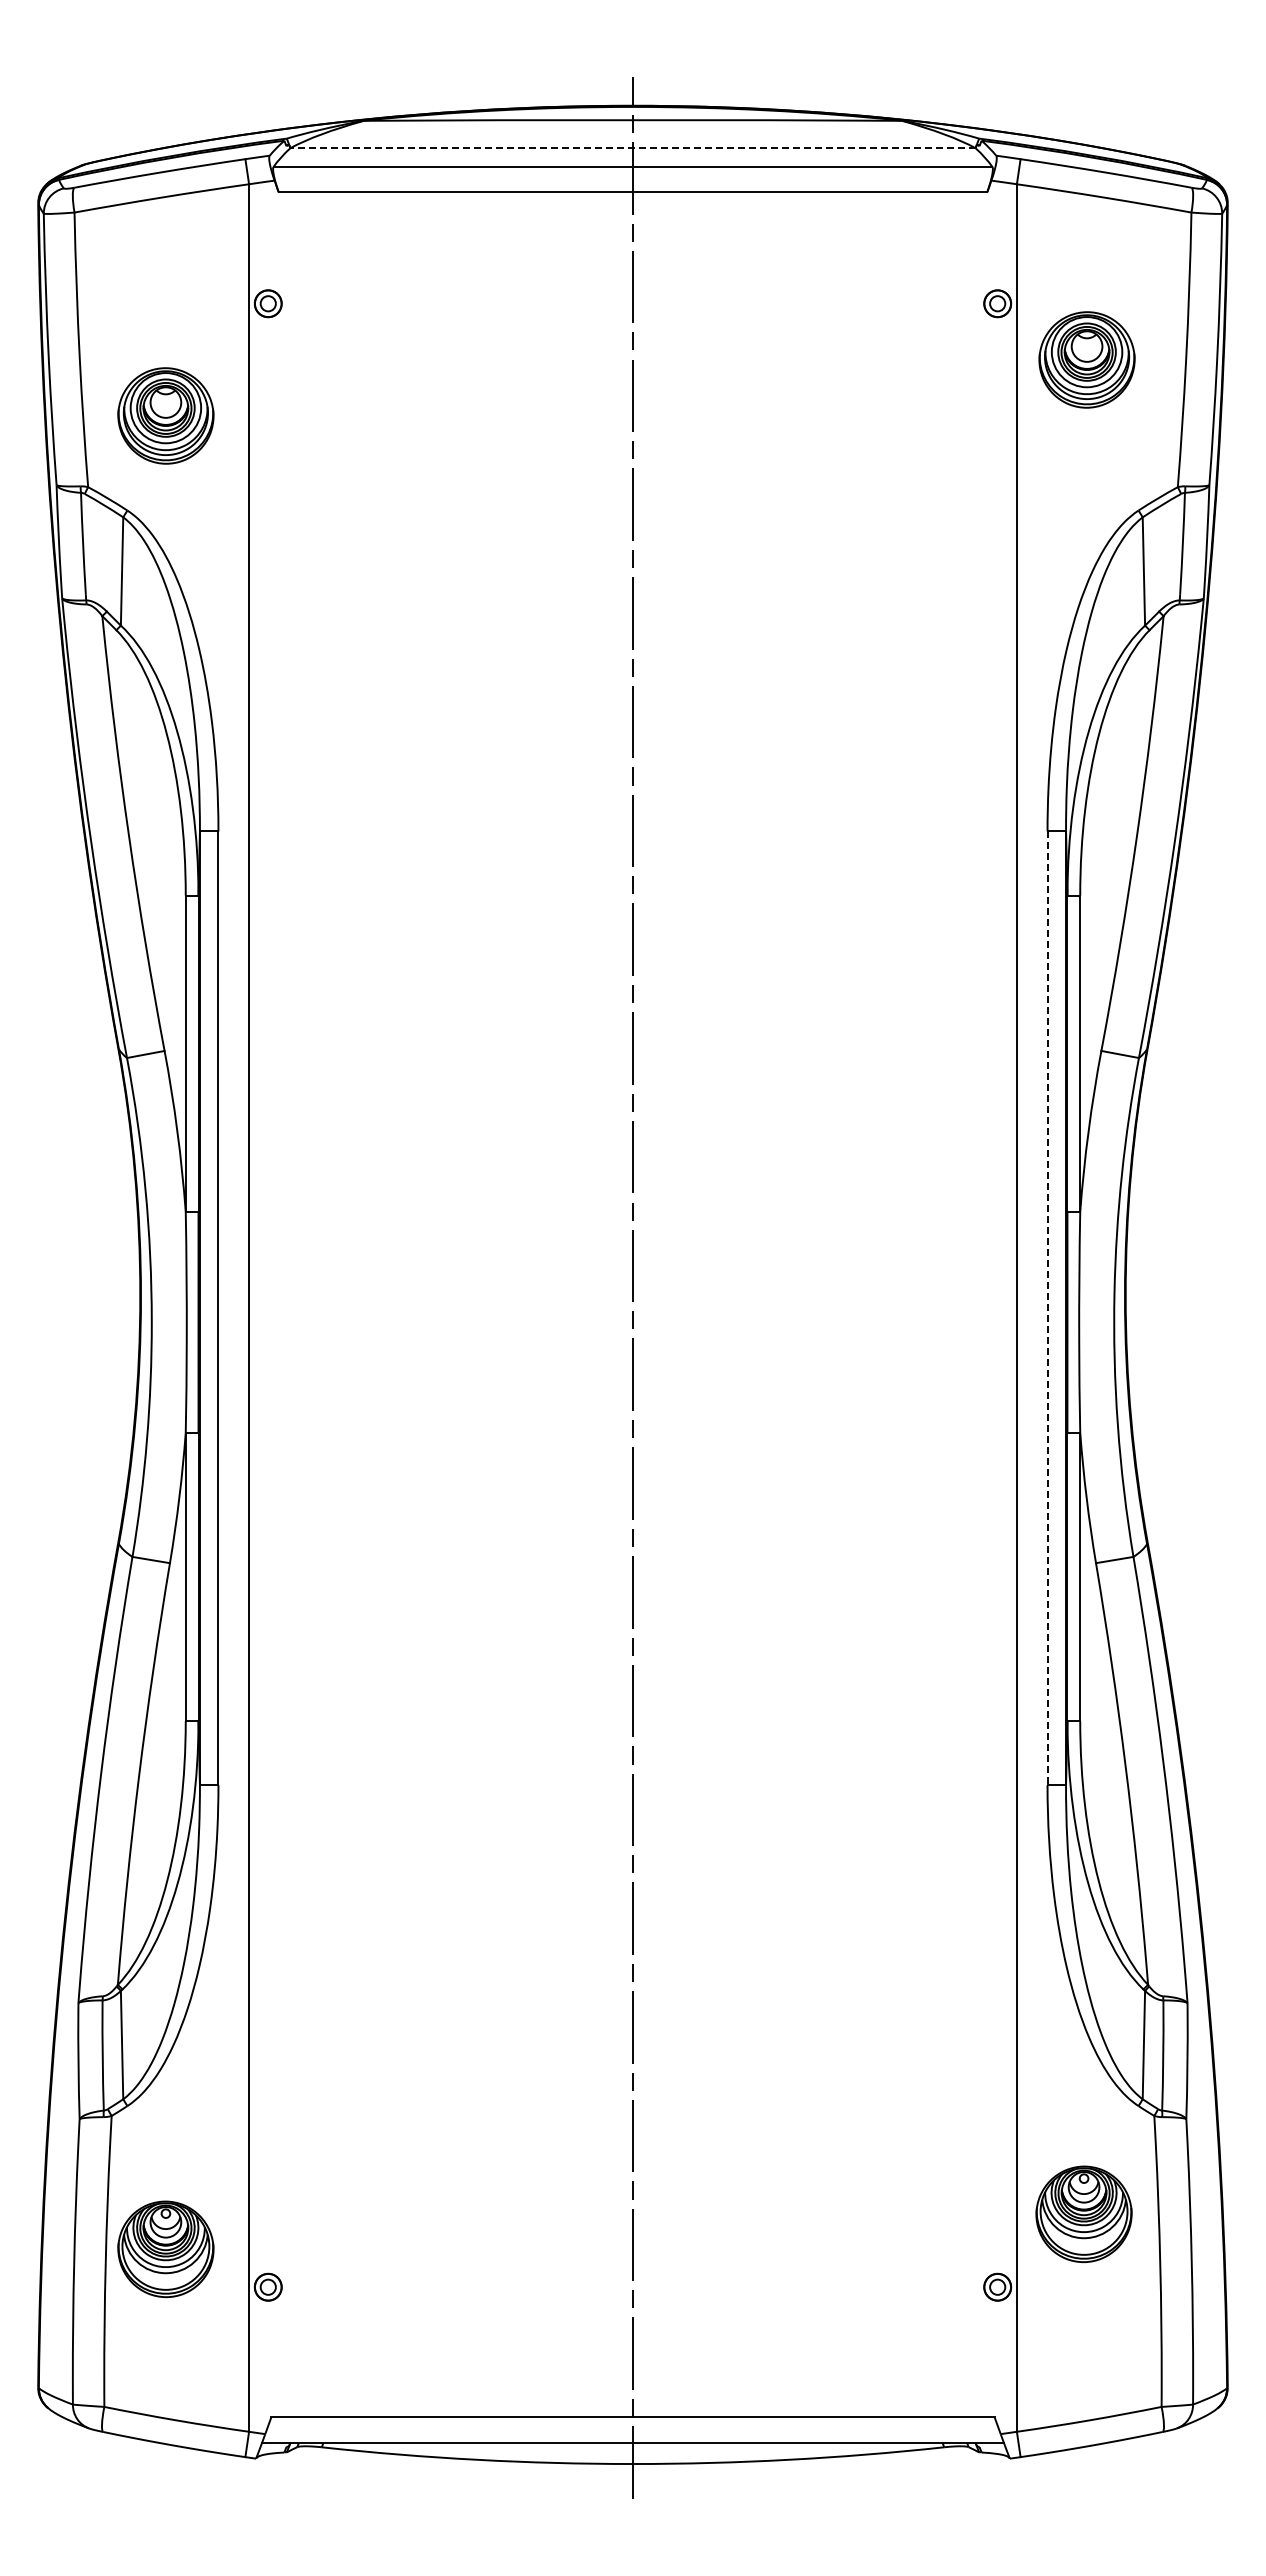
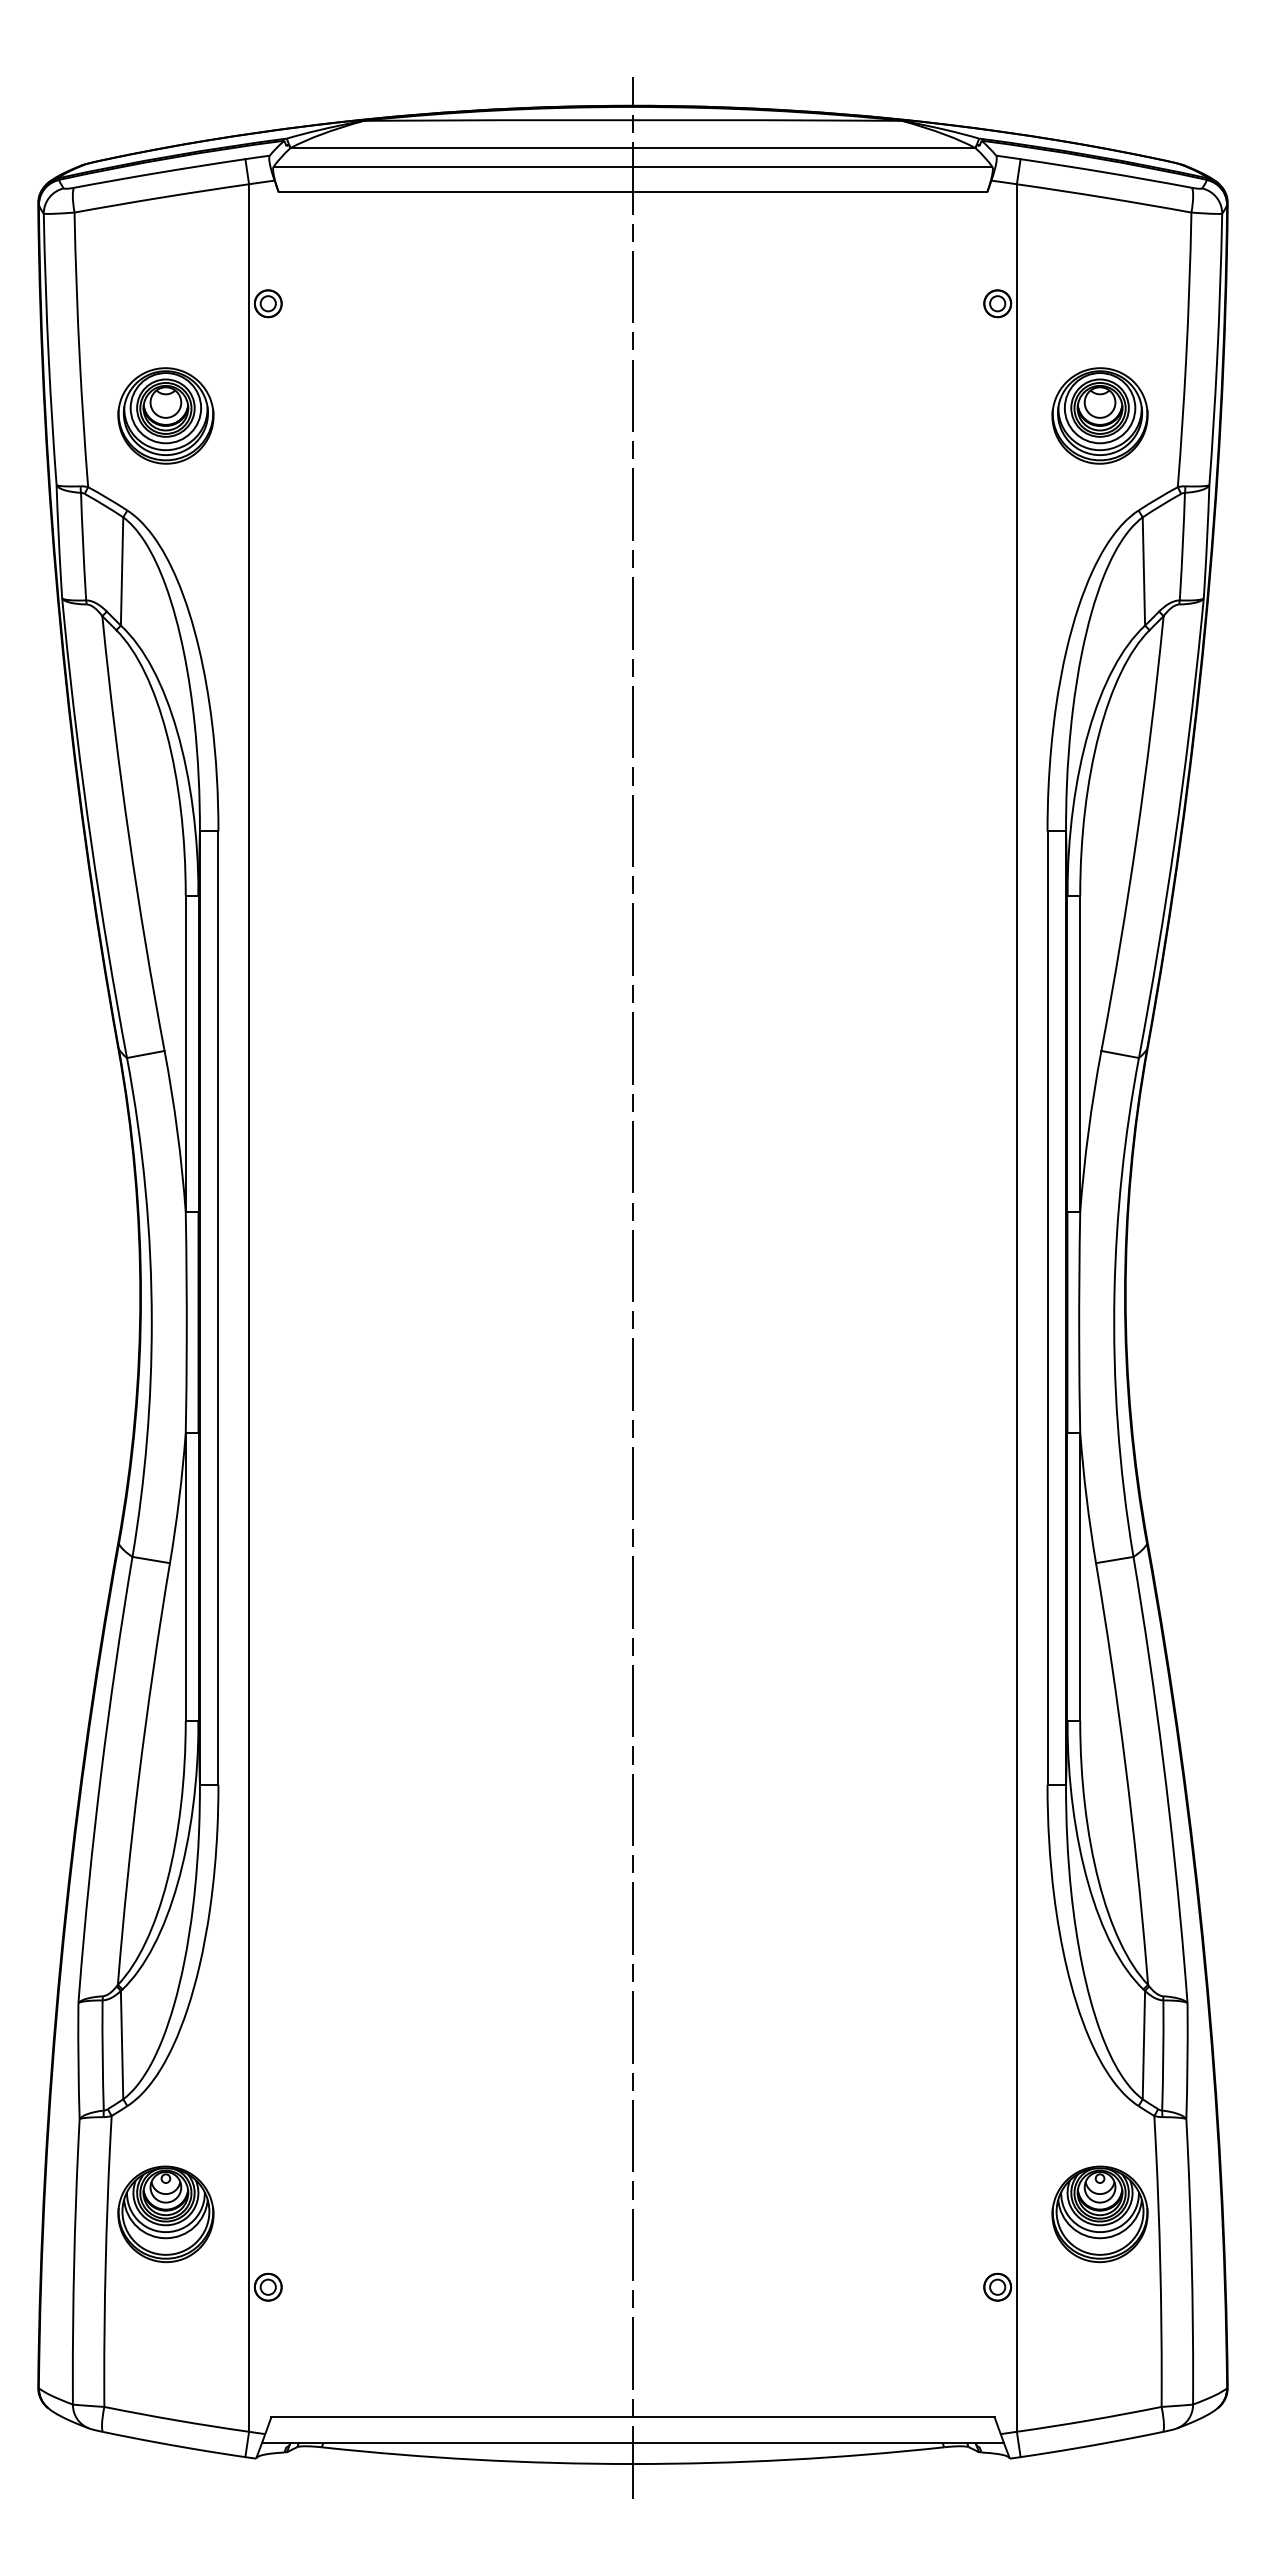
line: dashed -> solid (633, 148)
part position: (1086, 359) -> (1099, 415) (1099, 415)
line: dashed -> solid (1047, 1308)
part position: (1083, 2214) -> (1099, 2214) (1099, 2214)
part position: (165, 2249) -> (165, 2214) (165, 2214)
